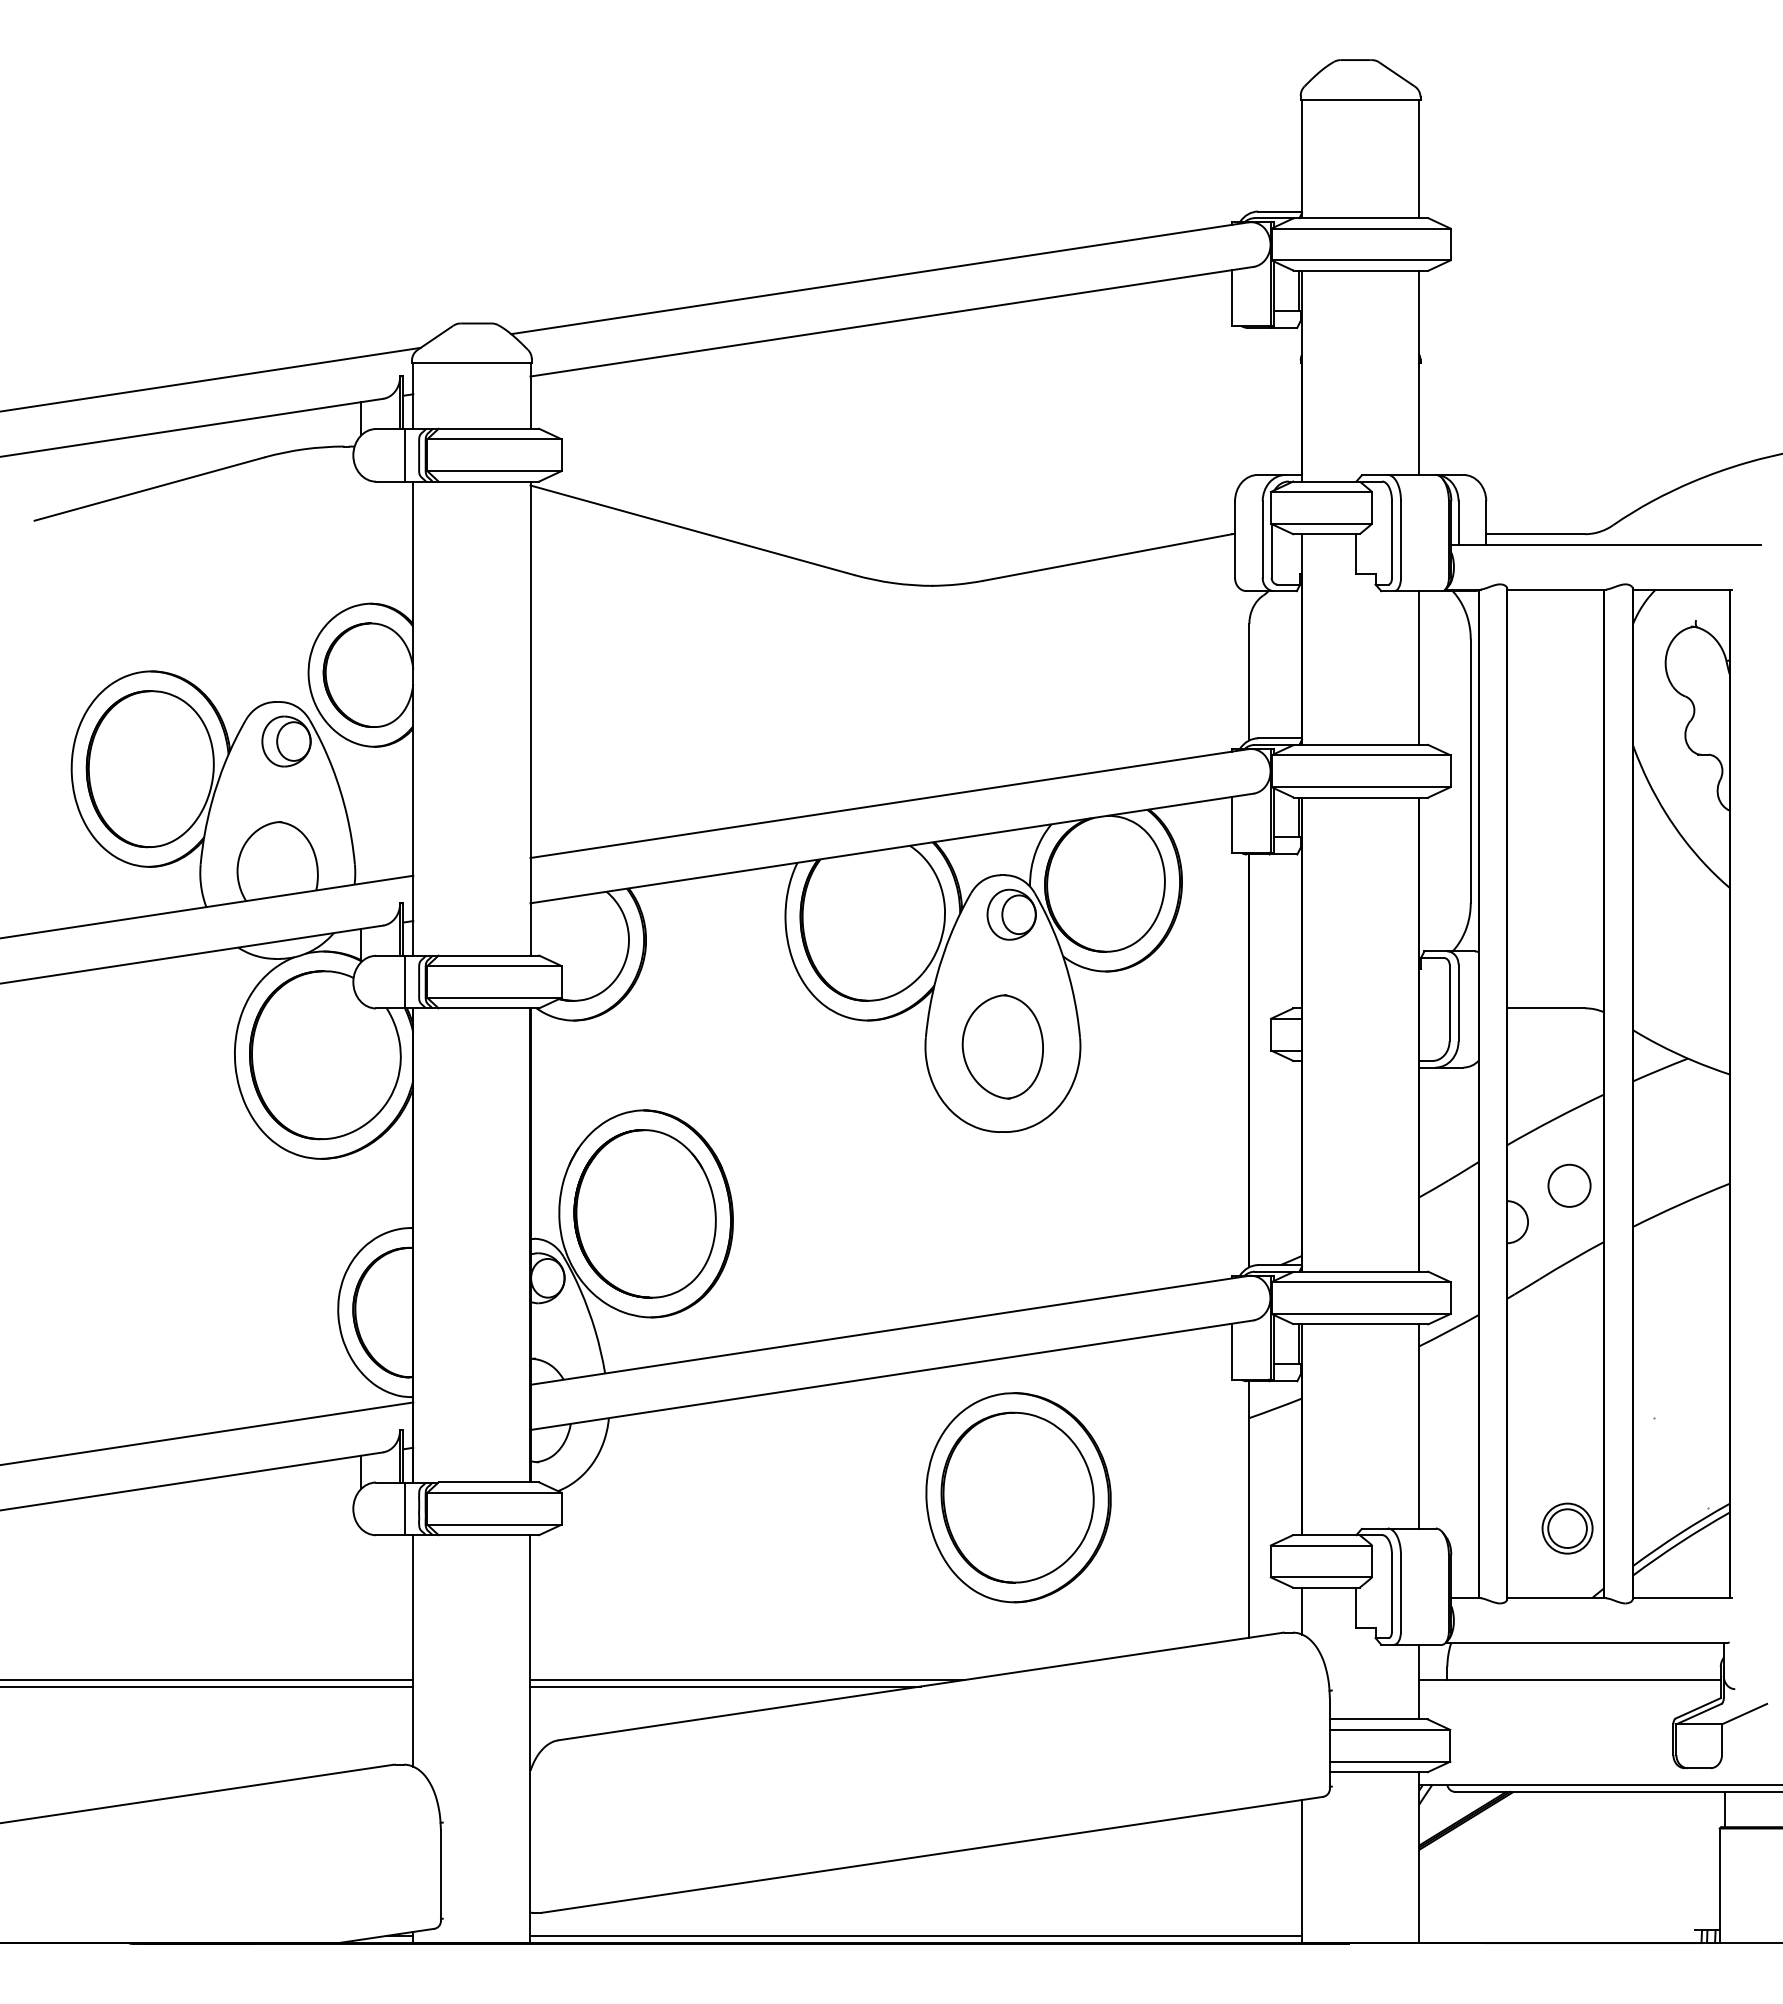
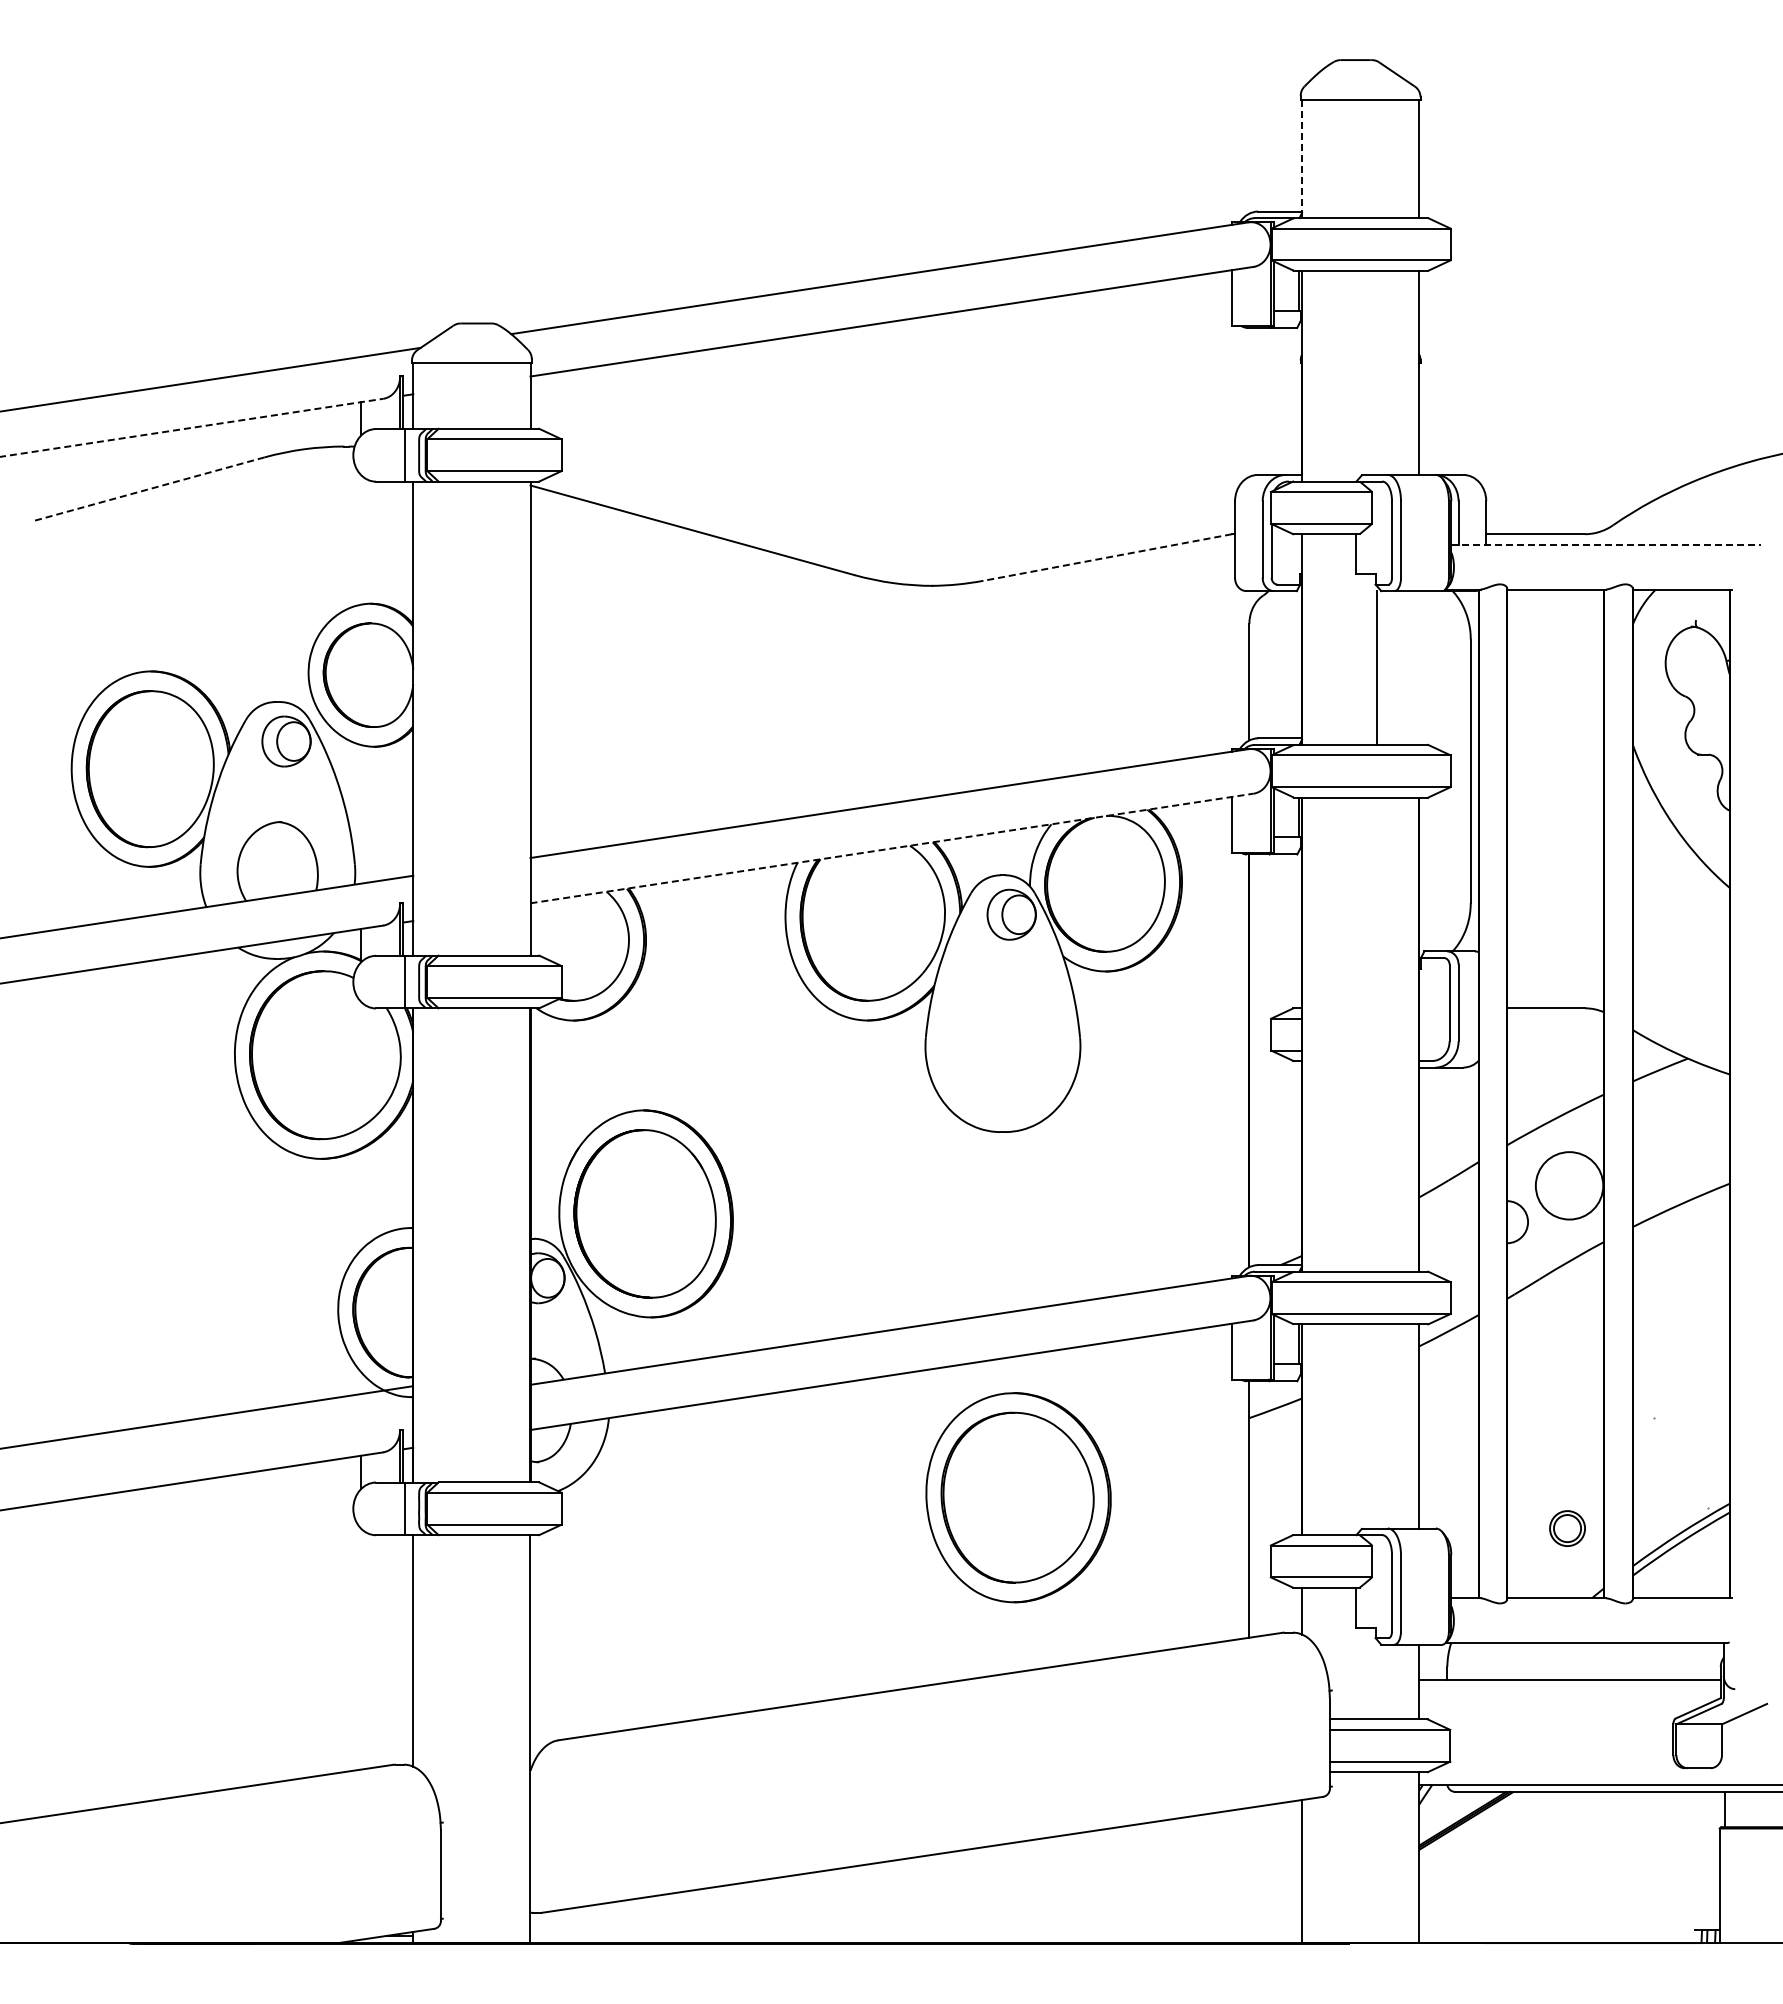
line: solid -> dashed (1302, 159)
line: solid -> dashed (192, 427)
line: solid -> dashed (149, 489)
line: solid -> dashed (1606, 544)
line: solid -> dashed (1107, 557)
line position: (1419, 667) -> (1377, 667) (1377, 667)
line: solid -> dashed (892, 848)
part: present -> none (1002, 1046)
circle diameter: 42 px -> 67 px (1569, 1185)
line position: (207, 1433) -> (206, 1417) (206, 1417)
part size: 53x53 px -> 37x37 px (1567, 1528)
line: present -> none (207, 1679)
line: present -> none (747, 1679)
line: present -> none (207, 1686)
line: present -> none (725, 1686)
line: present -> none (916, 1935)
